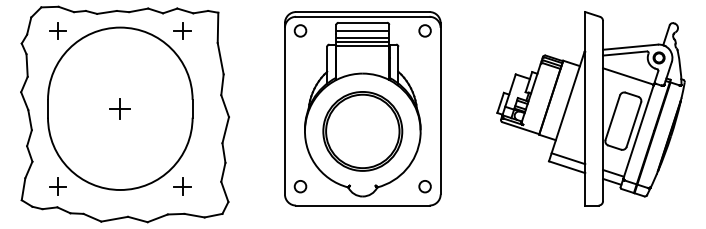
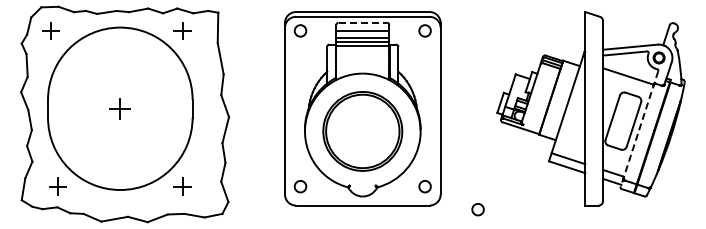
line: solid -> dashed (363, 22)
part position: (57, 30) -> (50, 30) (50, 30)
line: solid -> dashed (639, 129)
circle: none -> present (477, 209)
